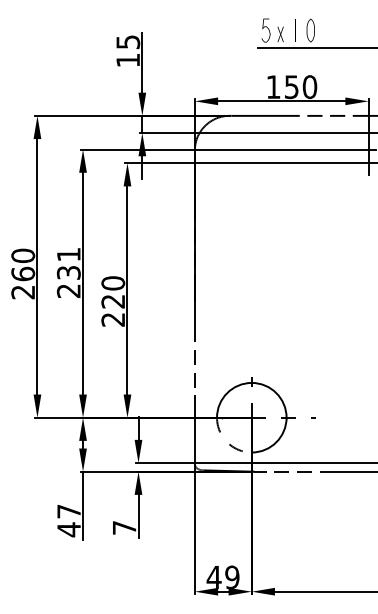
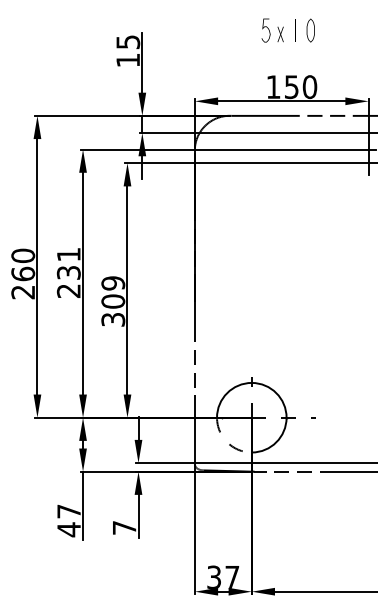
line: present -> none (316, 47)
text: 220 -> 309 (113, 301)
text: 49 -> 37 (222, 577)
